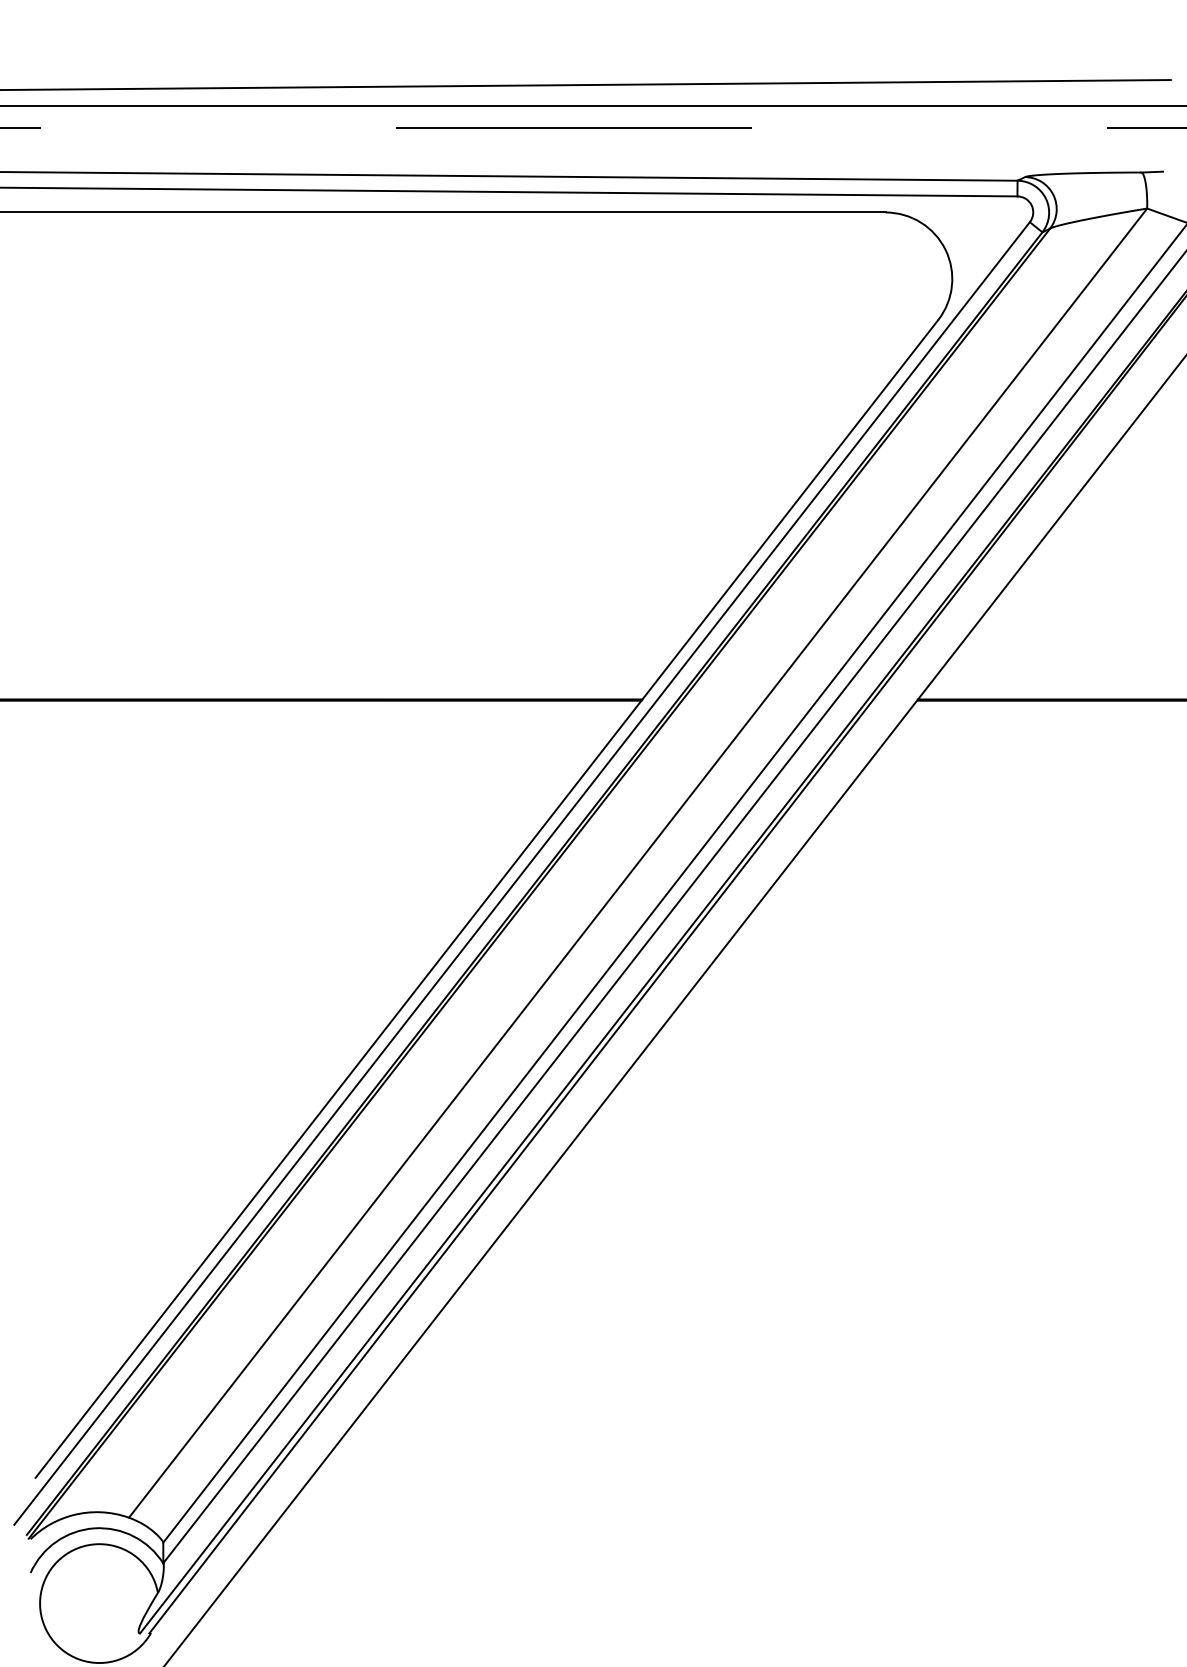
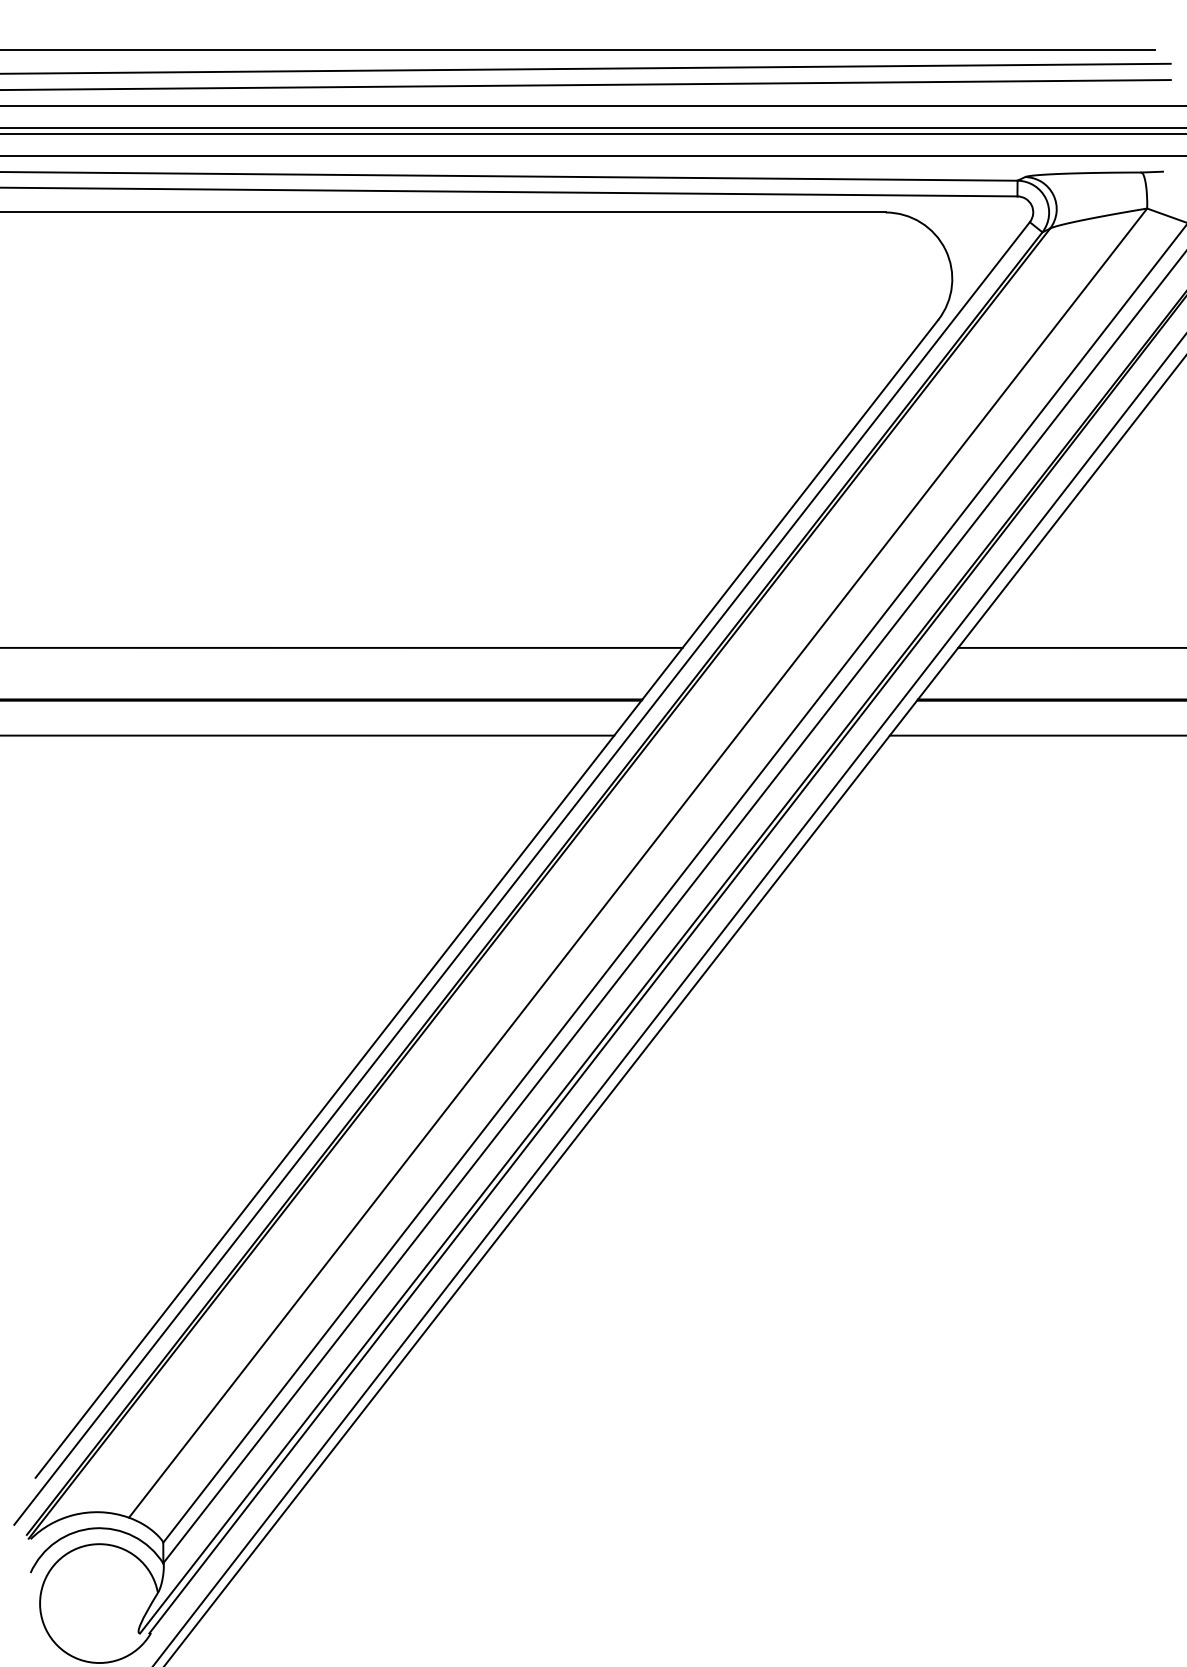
line: none -> present (578, 50)
line: none -> present (586, 68)
line: dashed -> solid (593, 128)
line: none -> present (592, 133)
line: none -> present (592, 156)
line: none -> present (342, 647)
line: none -> present (1070, 647)
line: none -> present (308, 735)
line: none -> present (1036, 735)
line: none -> present (669, 999)
